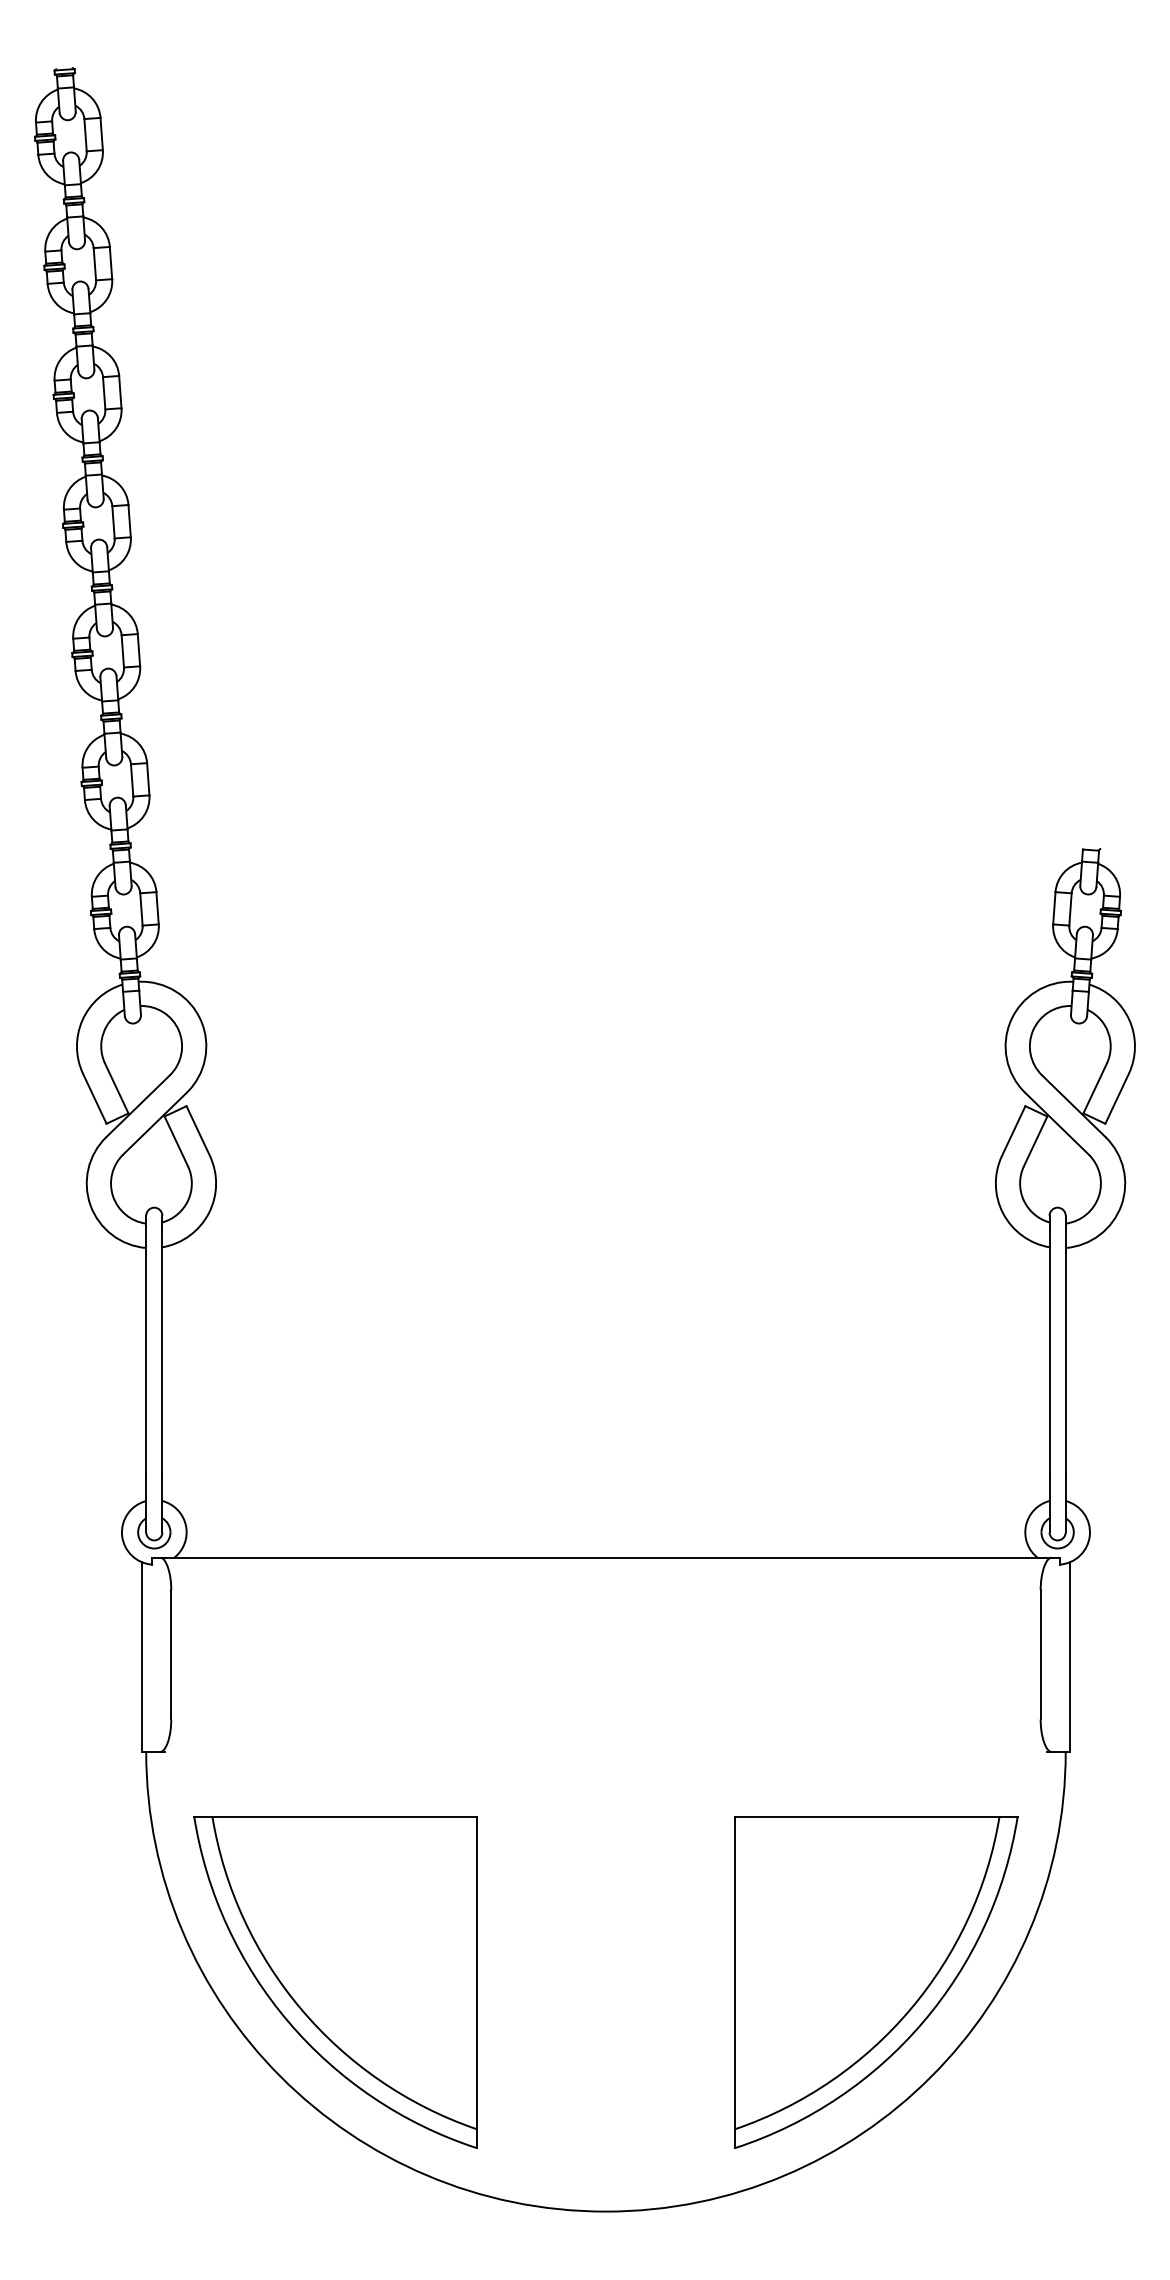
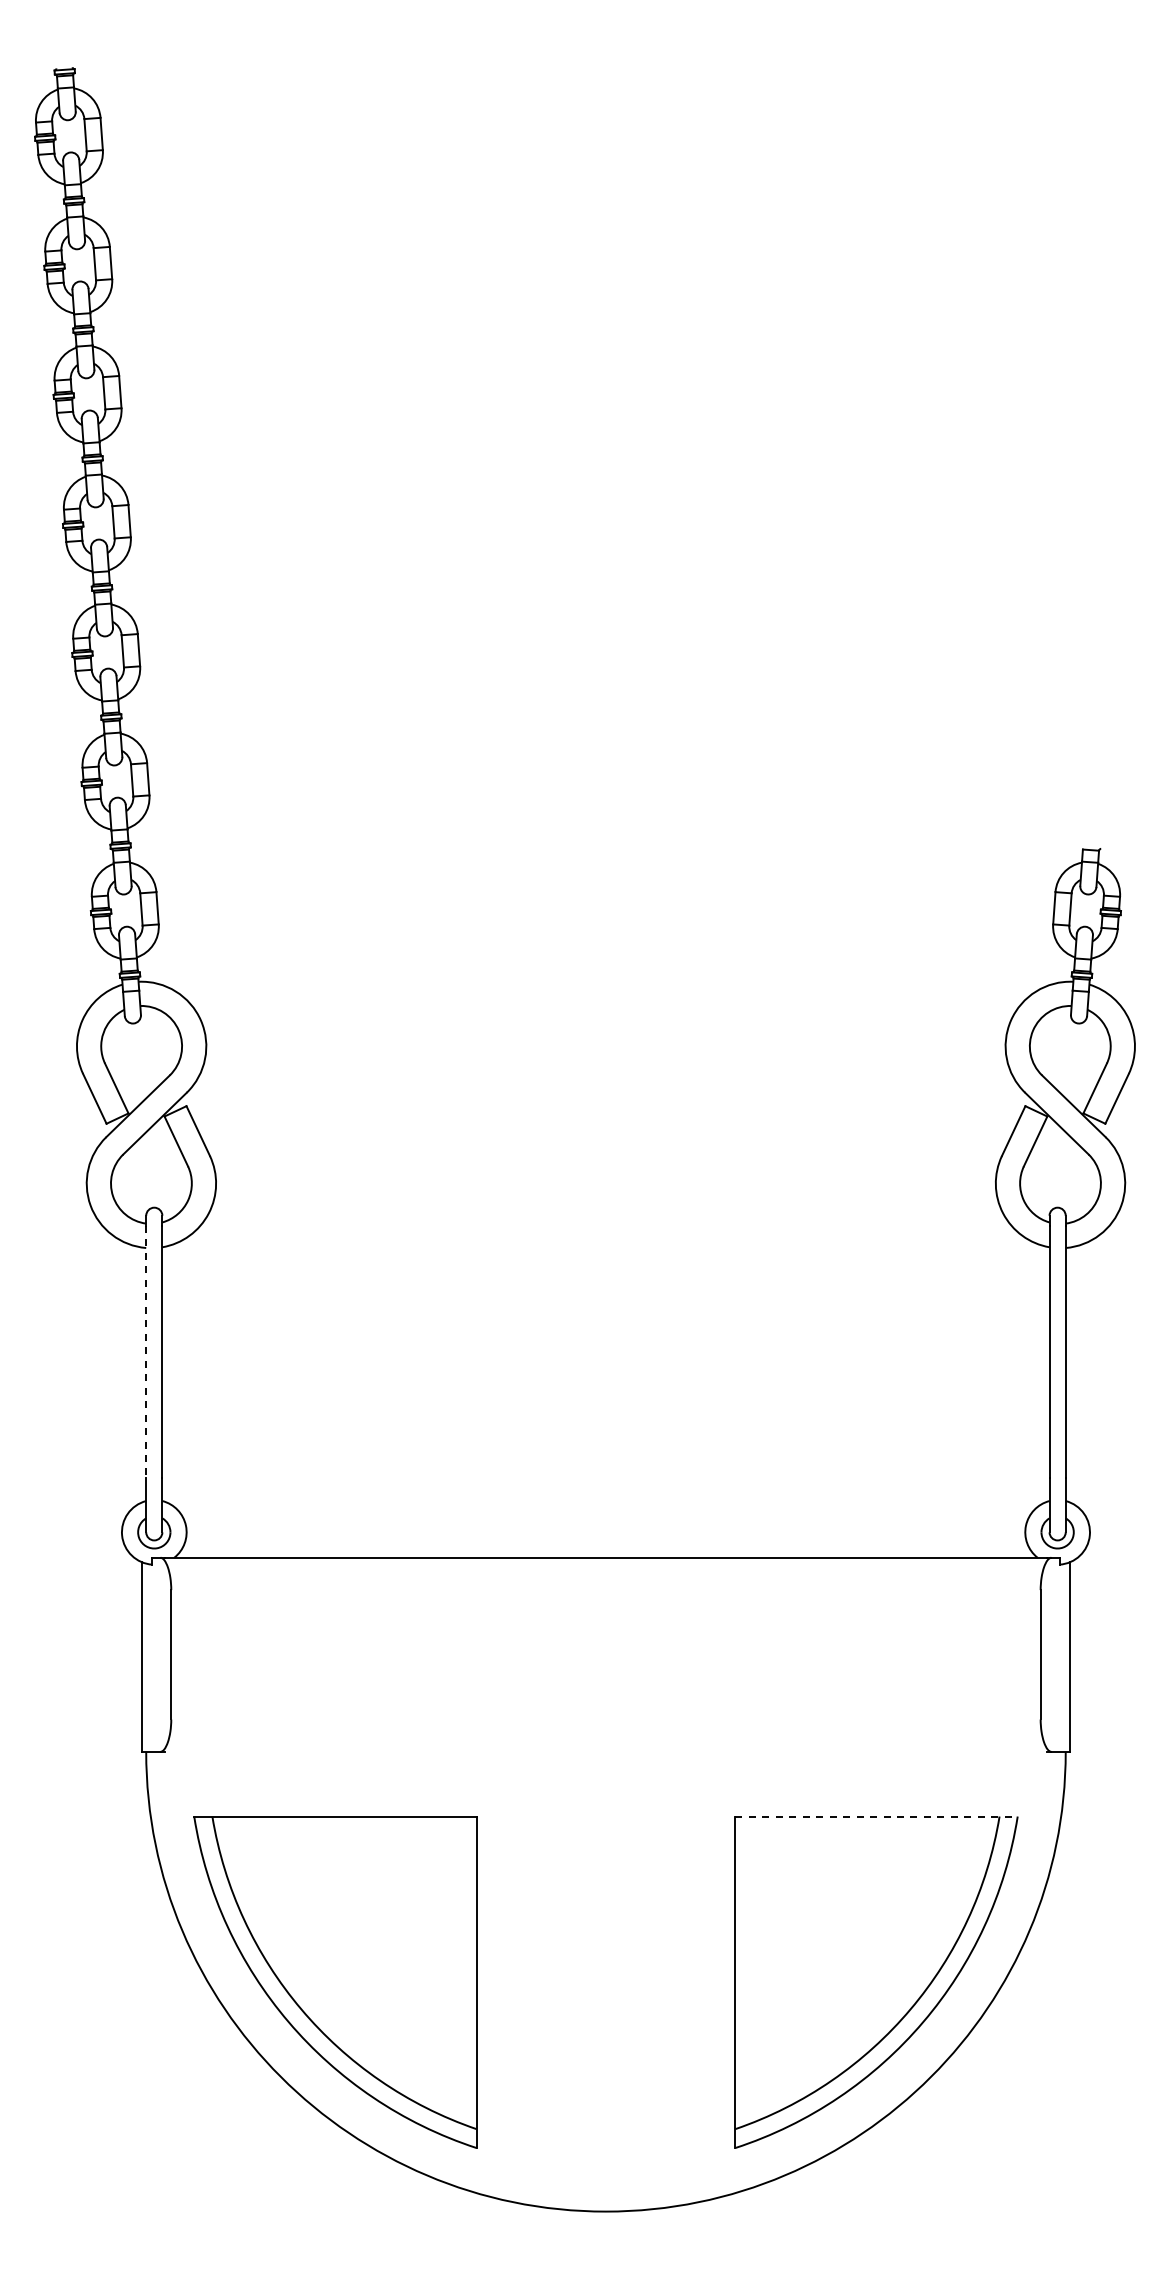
line: solid -> dashed (146, 1351)
line: solid -> dashed (877, 1816)
